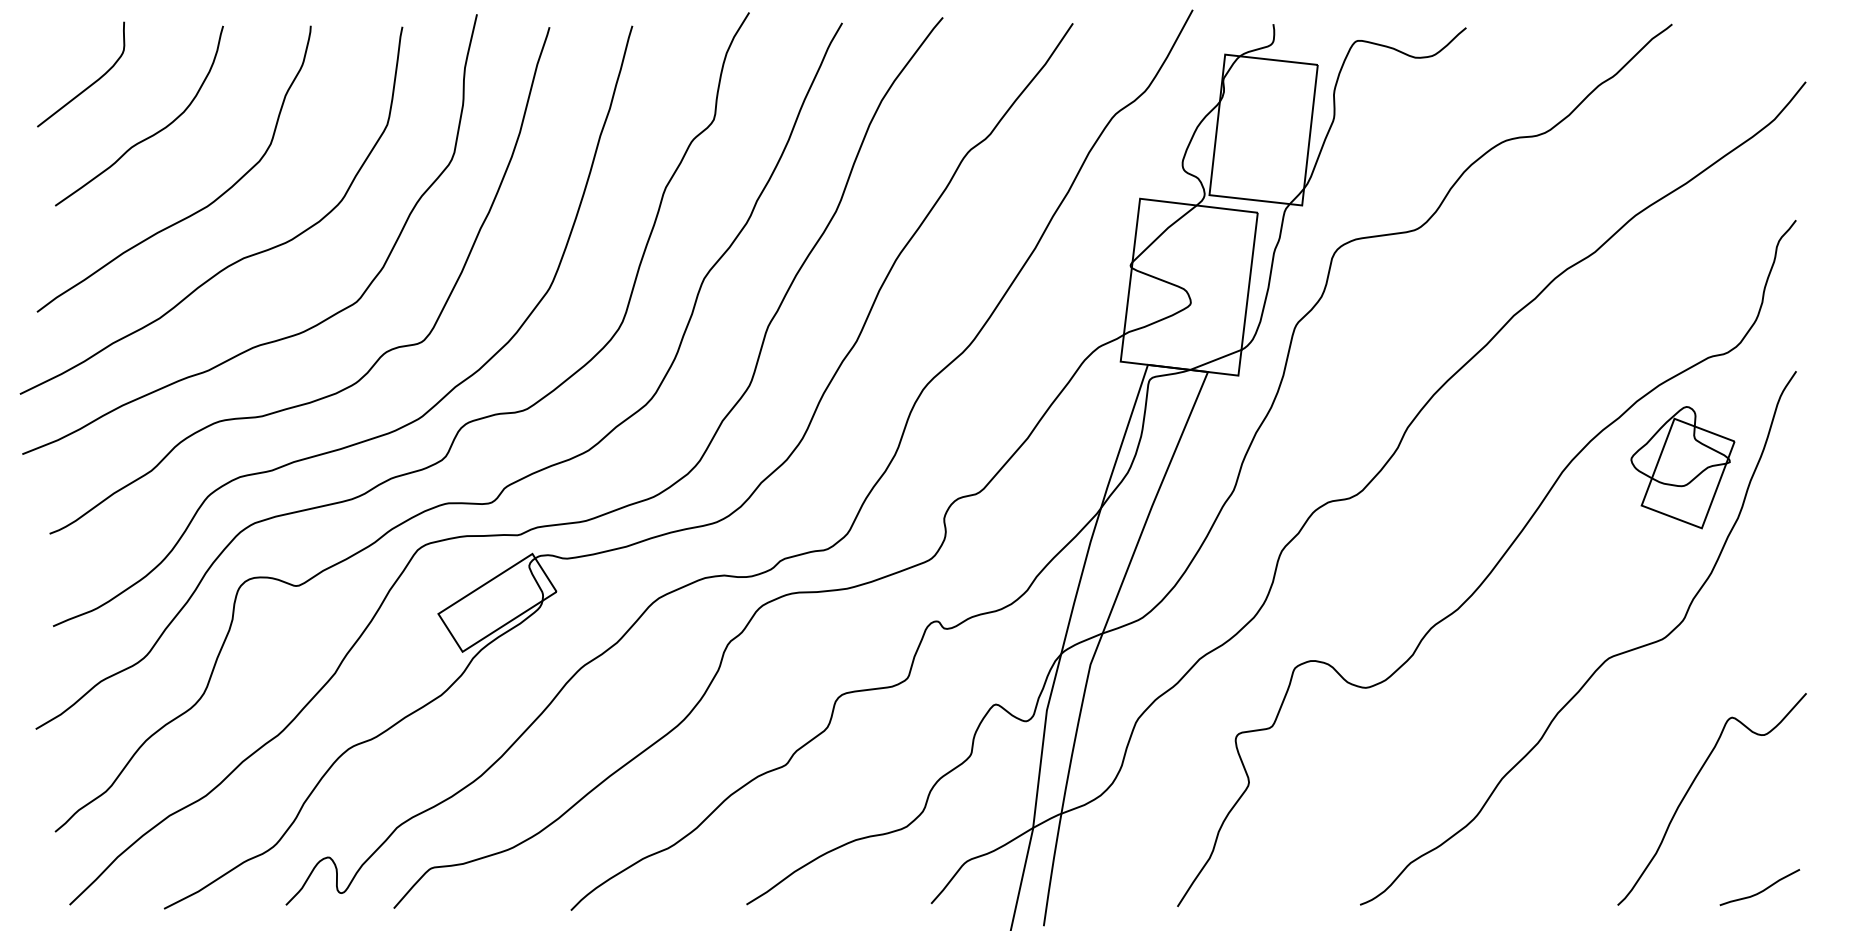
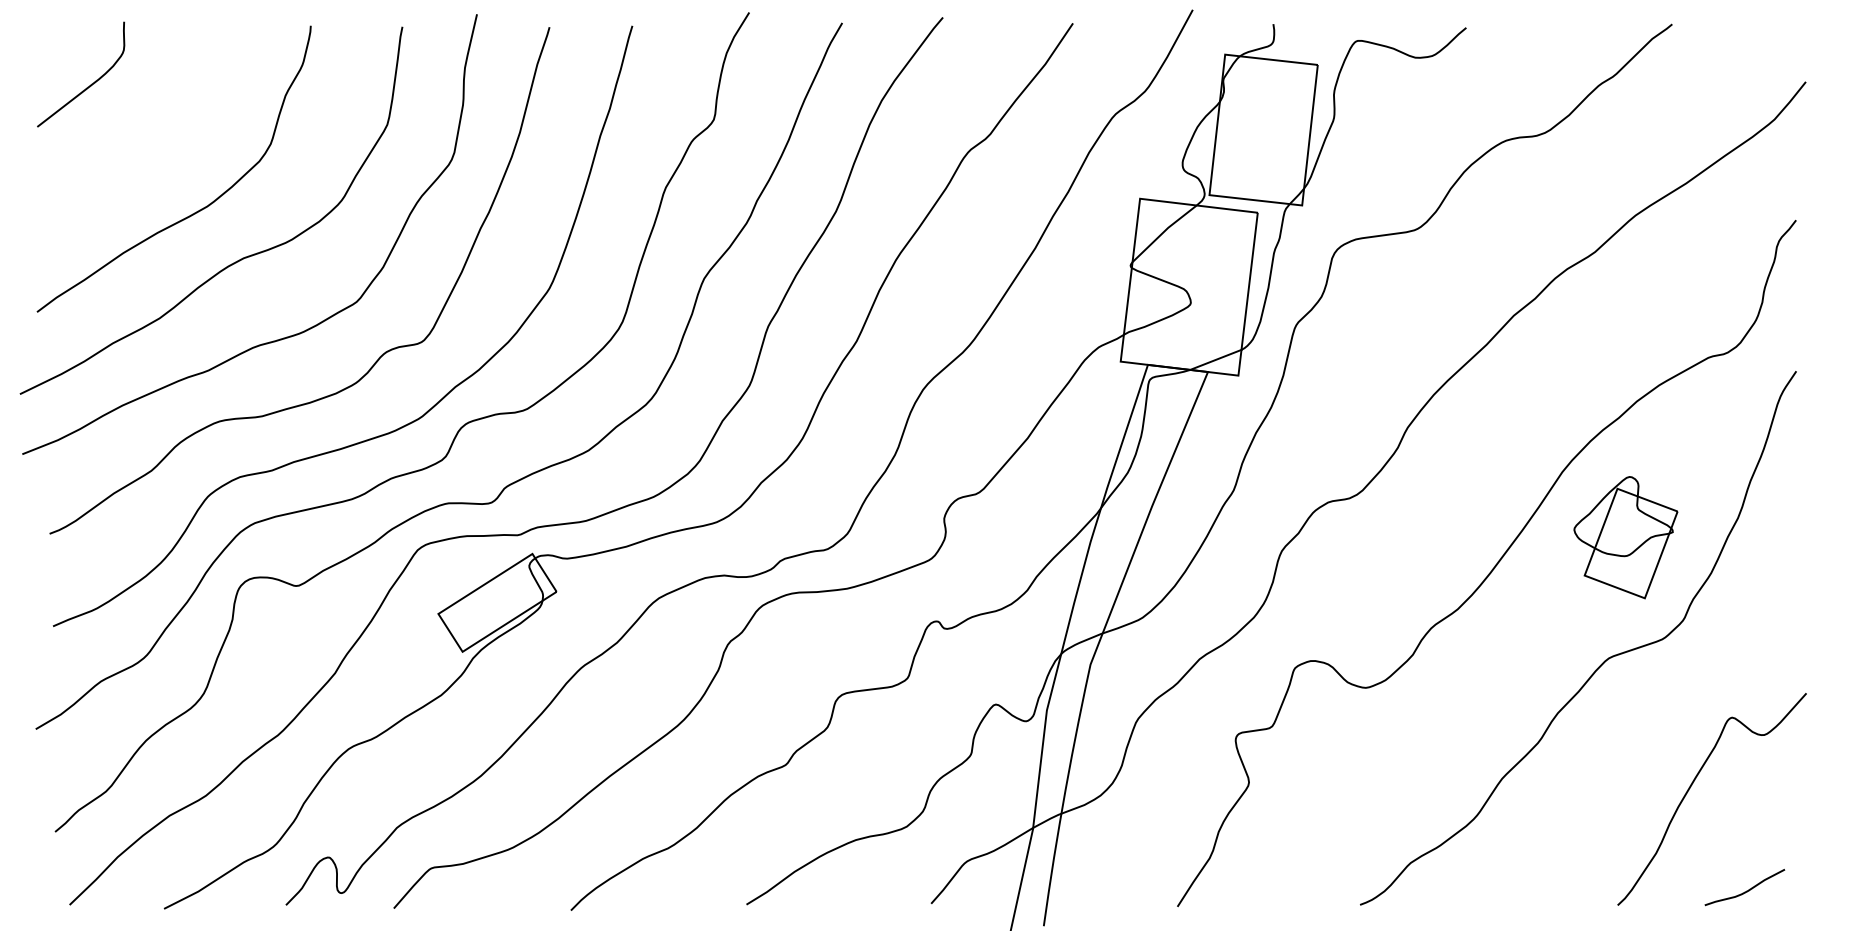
curve: present -> none (150, 135)
part position: (1682, 467) -> (1625, 537) (1625, 537)
curve position: (1761, 890) -> (1746, 890) (1746, 890)
